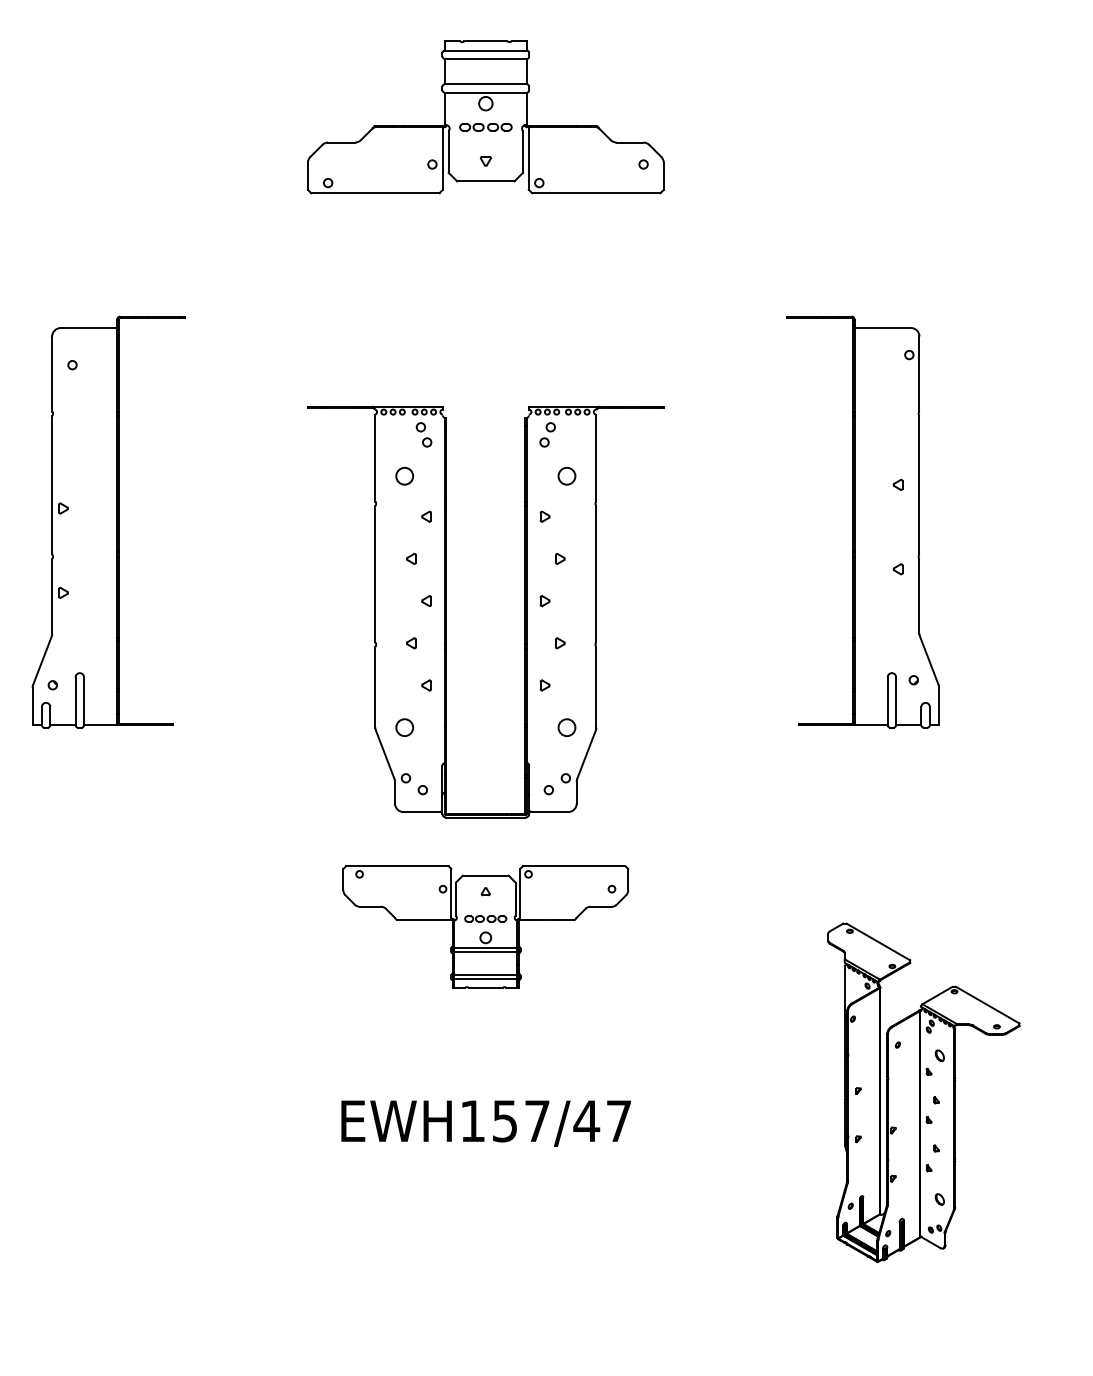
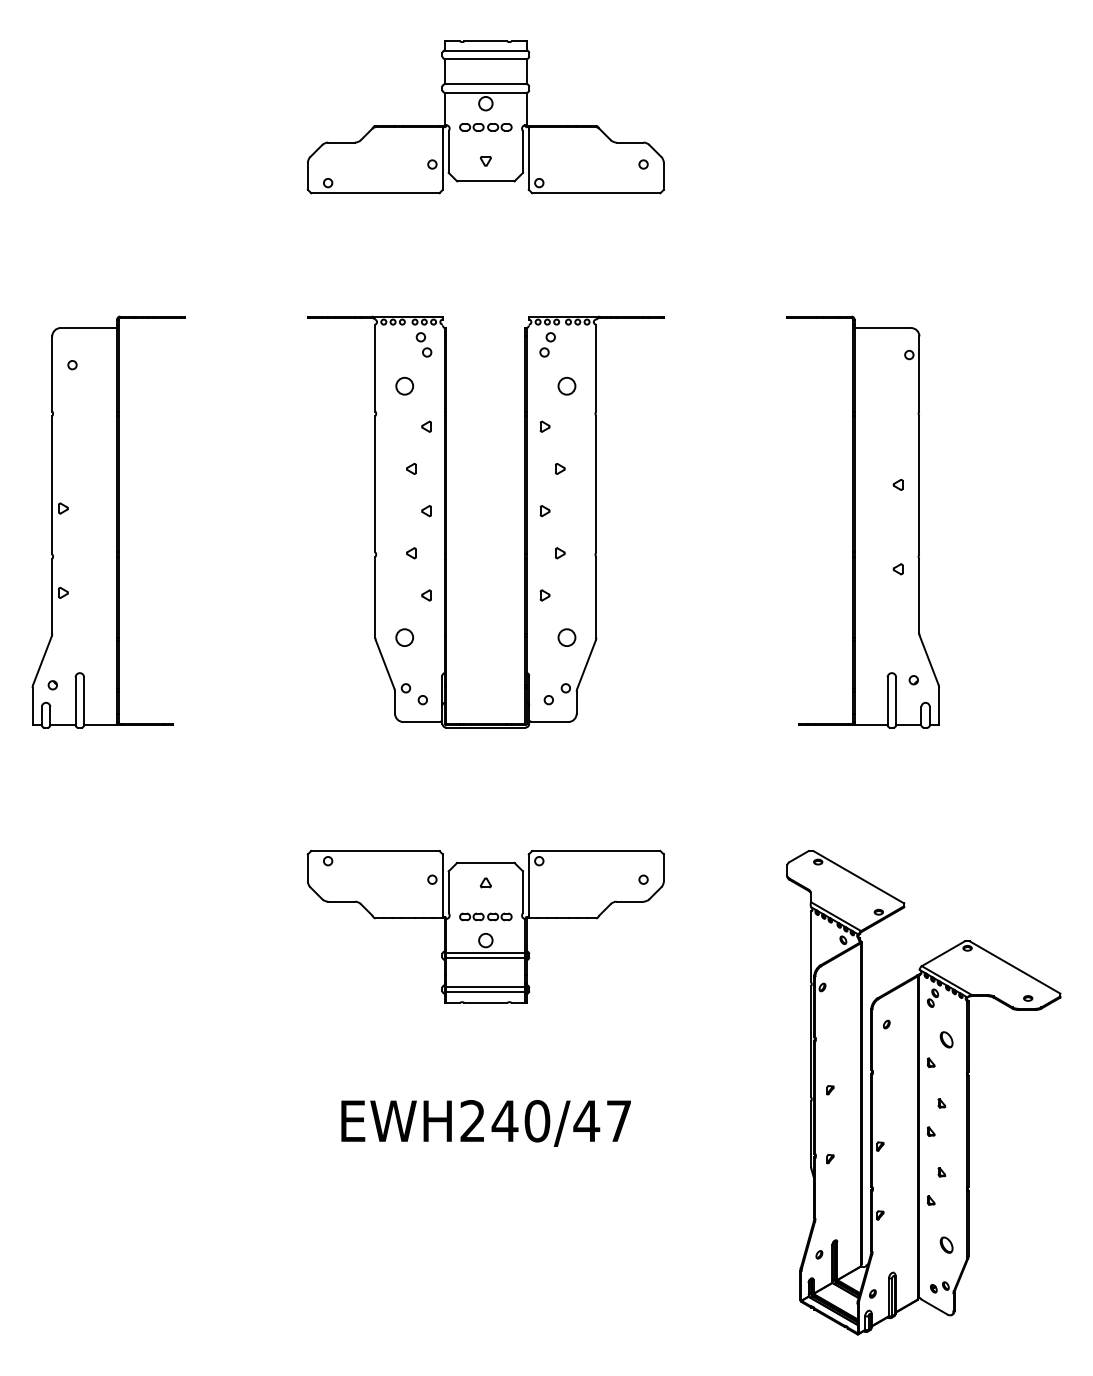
part position: (446, 611) -> (446, 521) (446, 521)
part size: 288x124 px -> 359x154 px (485, 926)
part size: 194x342 px -> 276x486 px (923, 1092)
text: EWH157/47 -> EWH240/47 (505, 1121)
